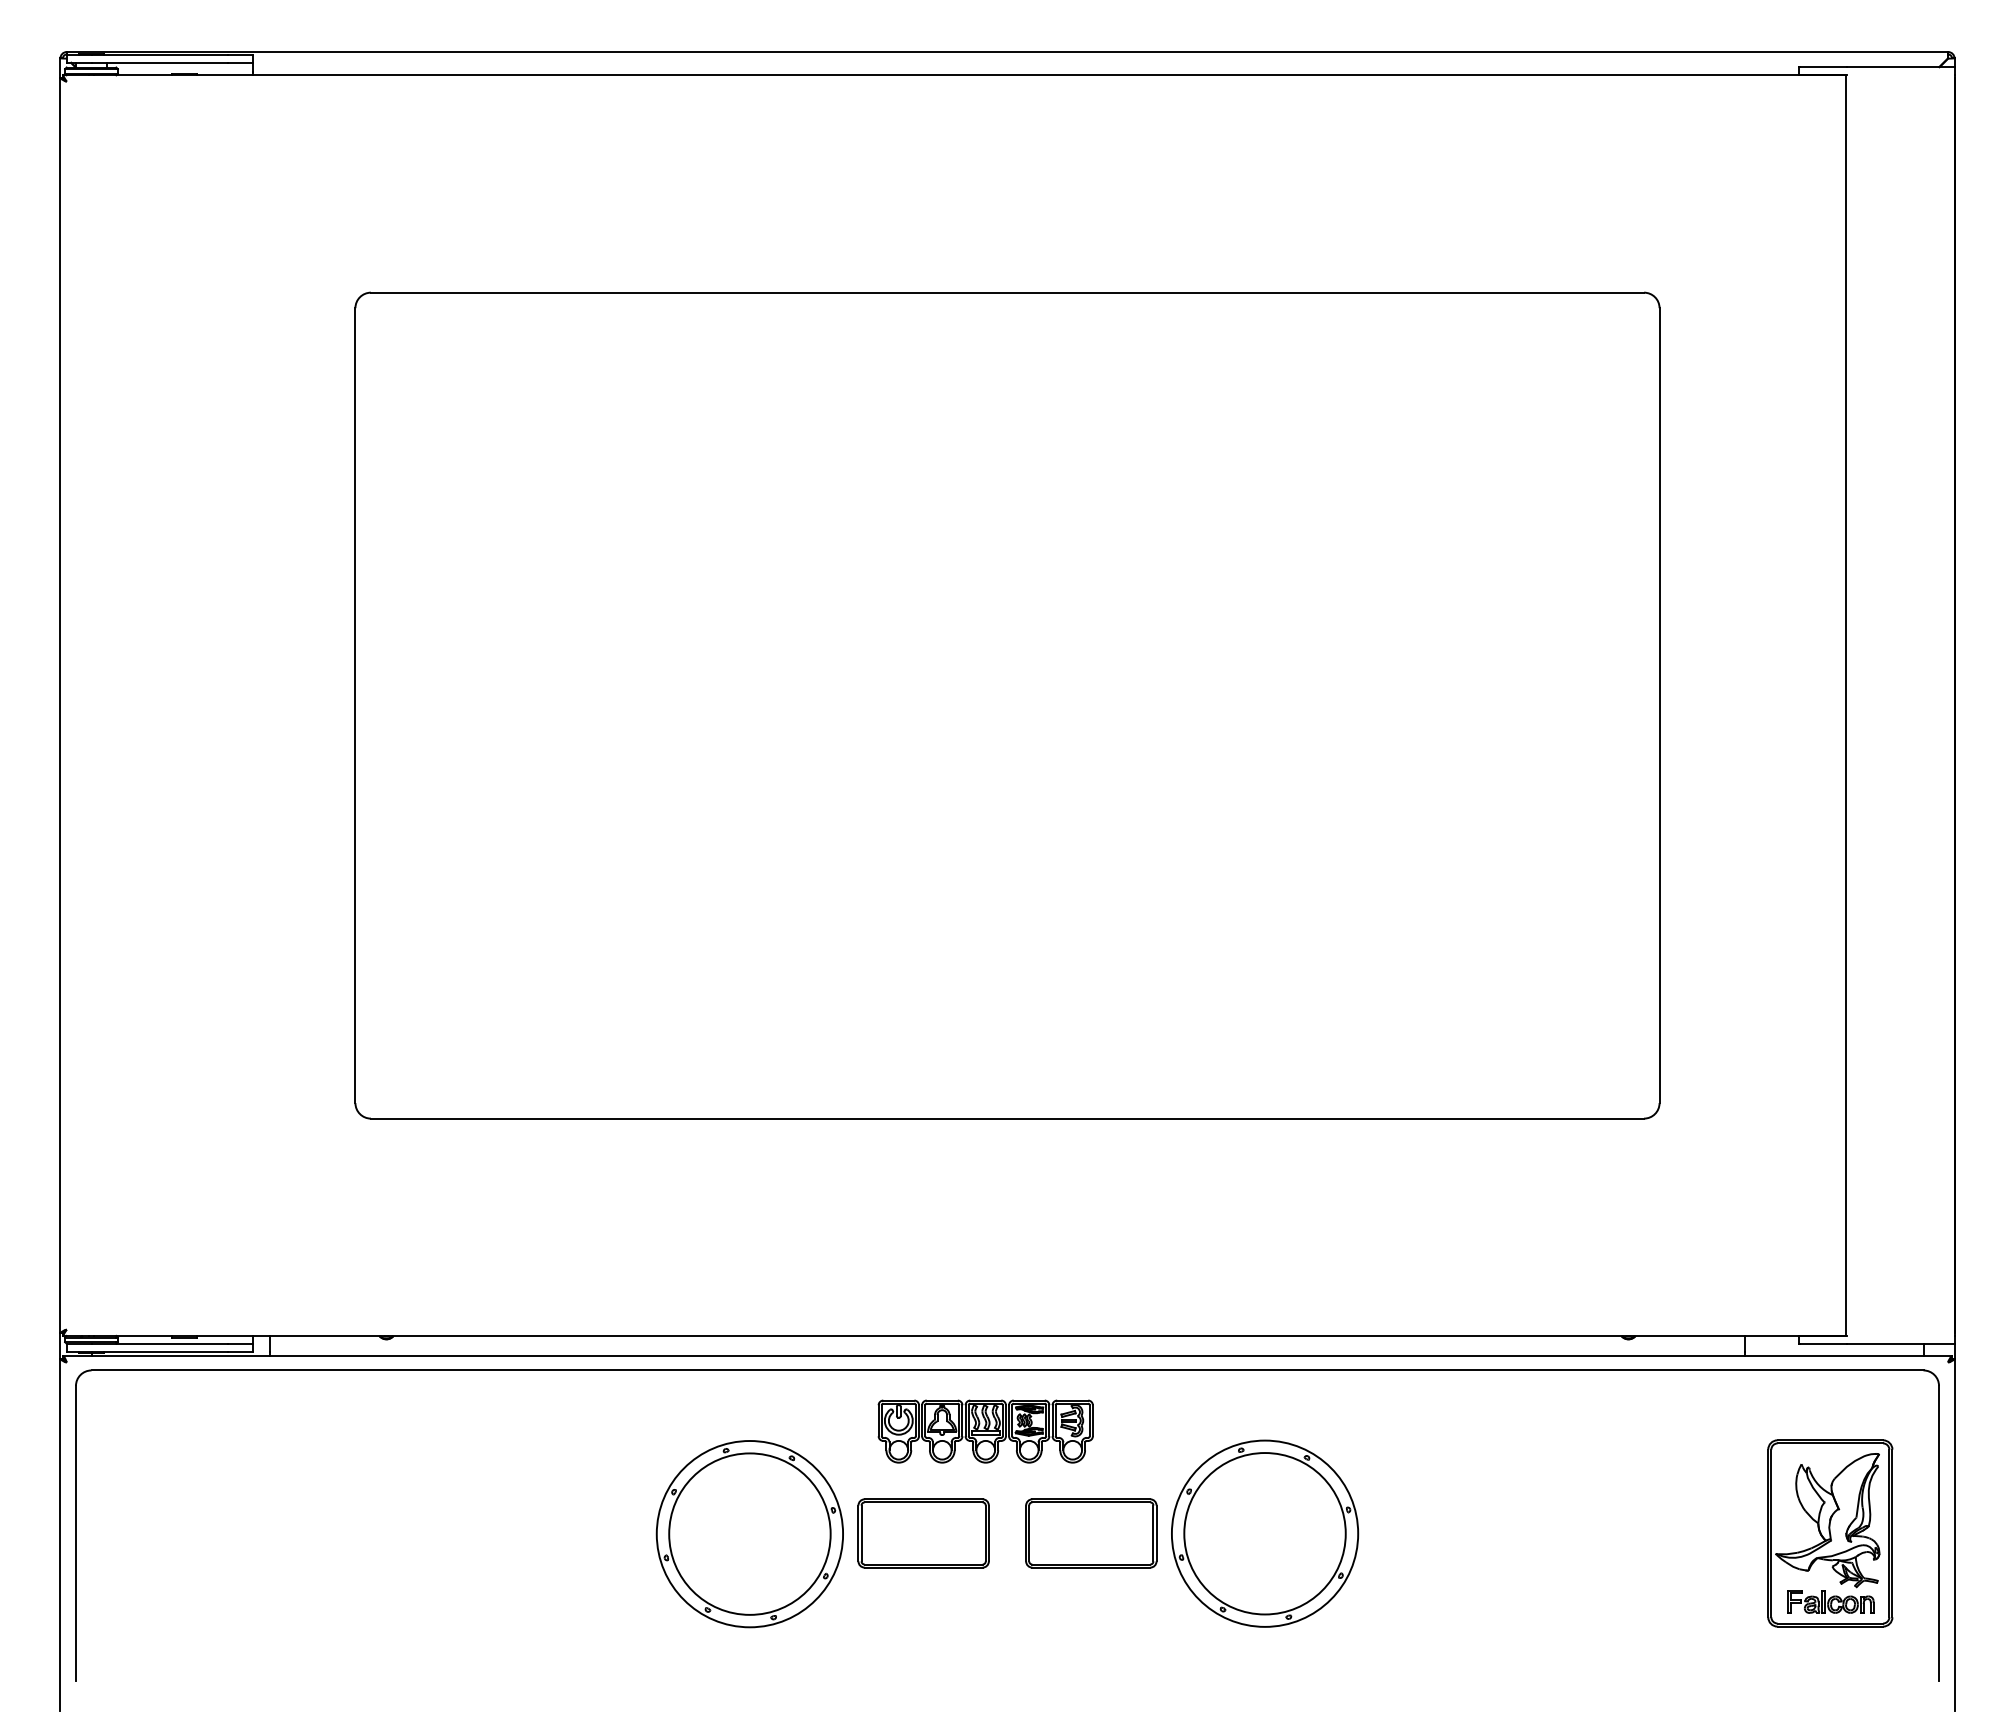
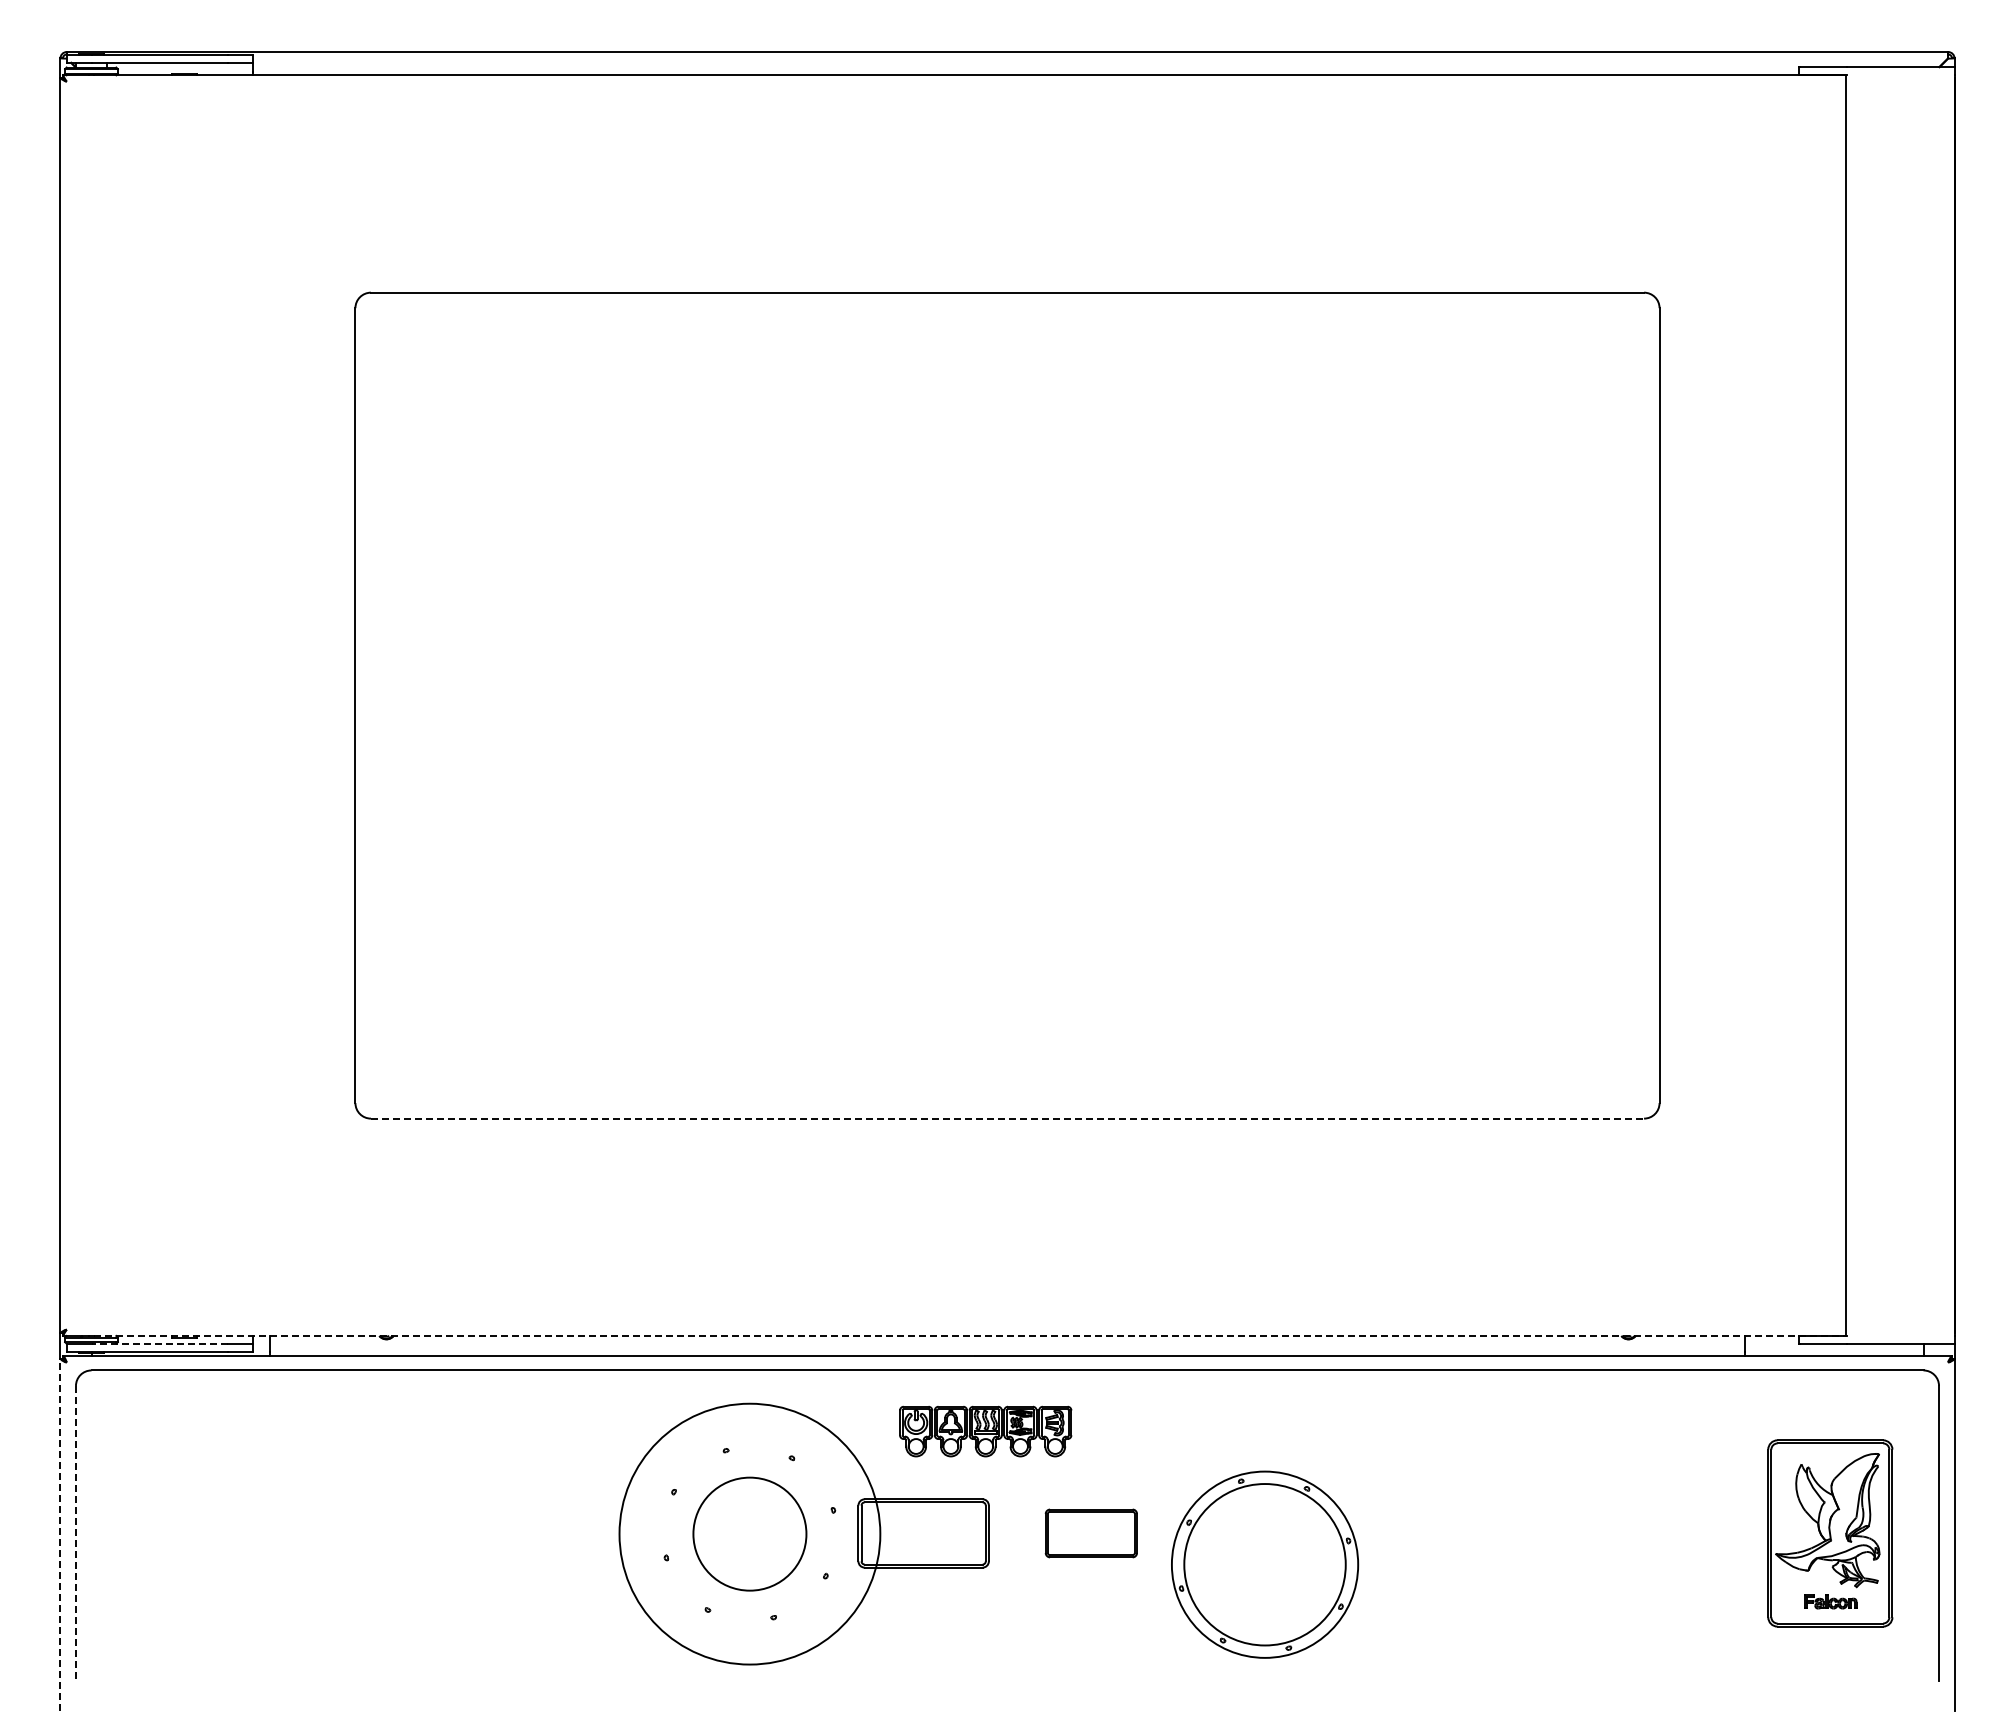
line: solid -> dashed (1007, 1118)
line: solid -> dashed (970, 1335)
line: solid -> dashed (159, 1343)
part size: 217x65 px -> 174x53 px (985, 1431)
line: solid -> dashed (75, 1533)
circle diameter: 161 px -> 113 px (749, 1533)
part size: 133x71 px -> 94x51 px (1090, 1533)
part position: (1265, 1533) -> (1265, 1564) (1265, 1564)
line: solid -> dashed (60, 1534)
circle diameter: 186 px -> 261 px (749, 1533)
part size: 88x24 px -> 54x16 px (1830, 1601)
